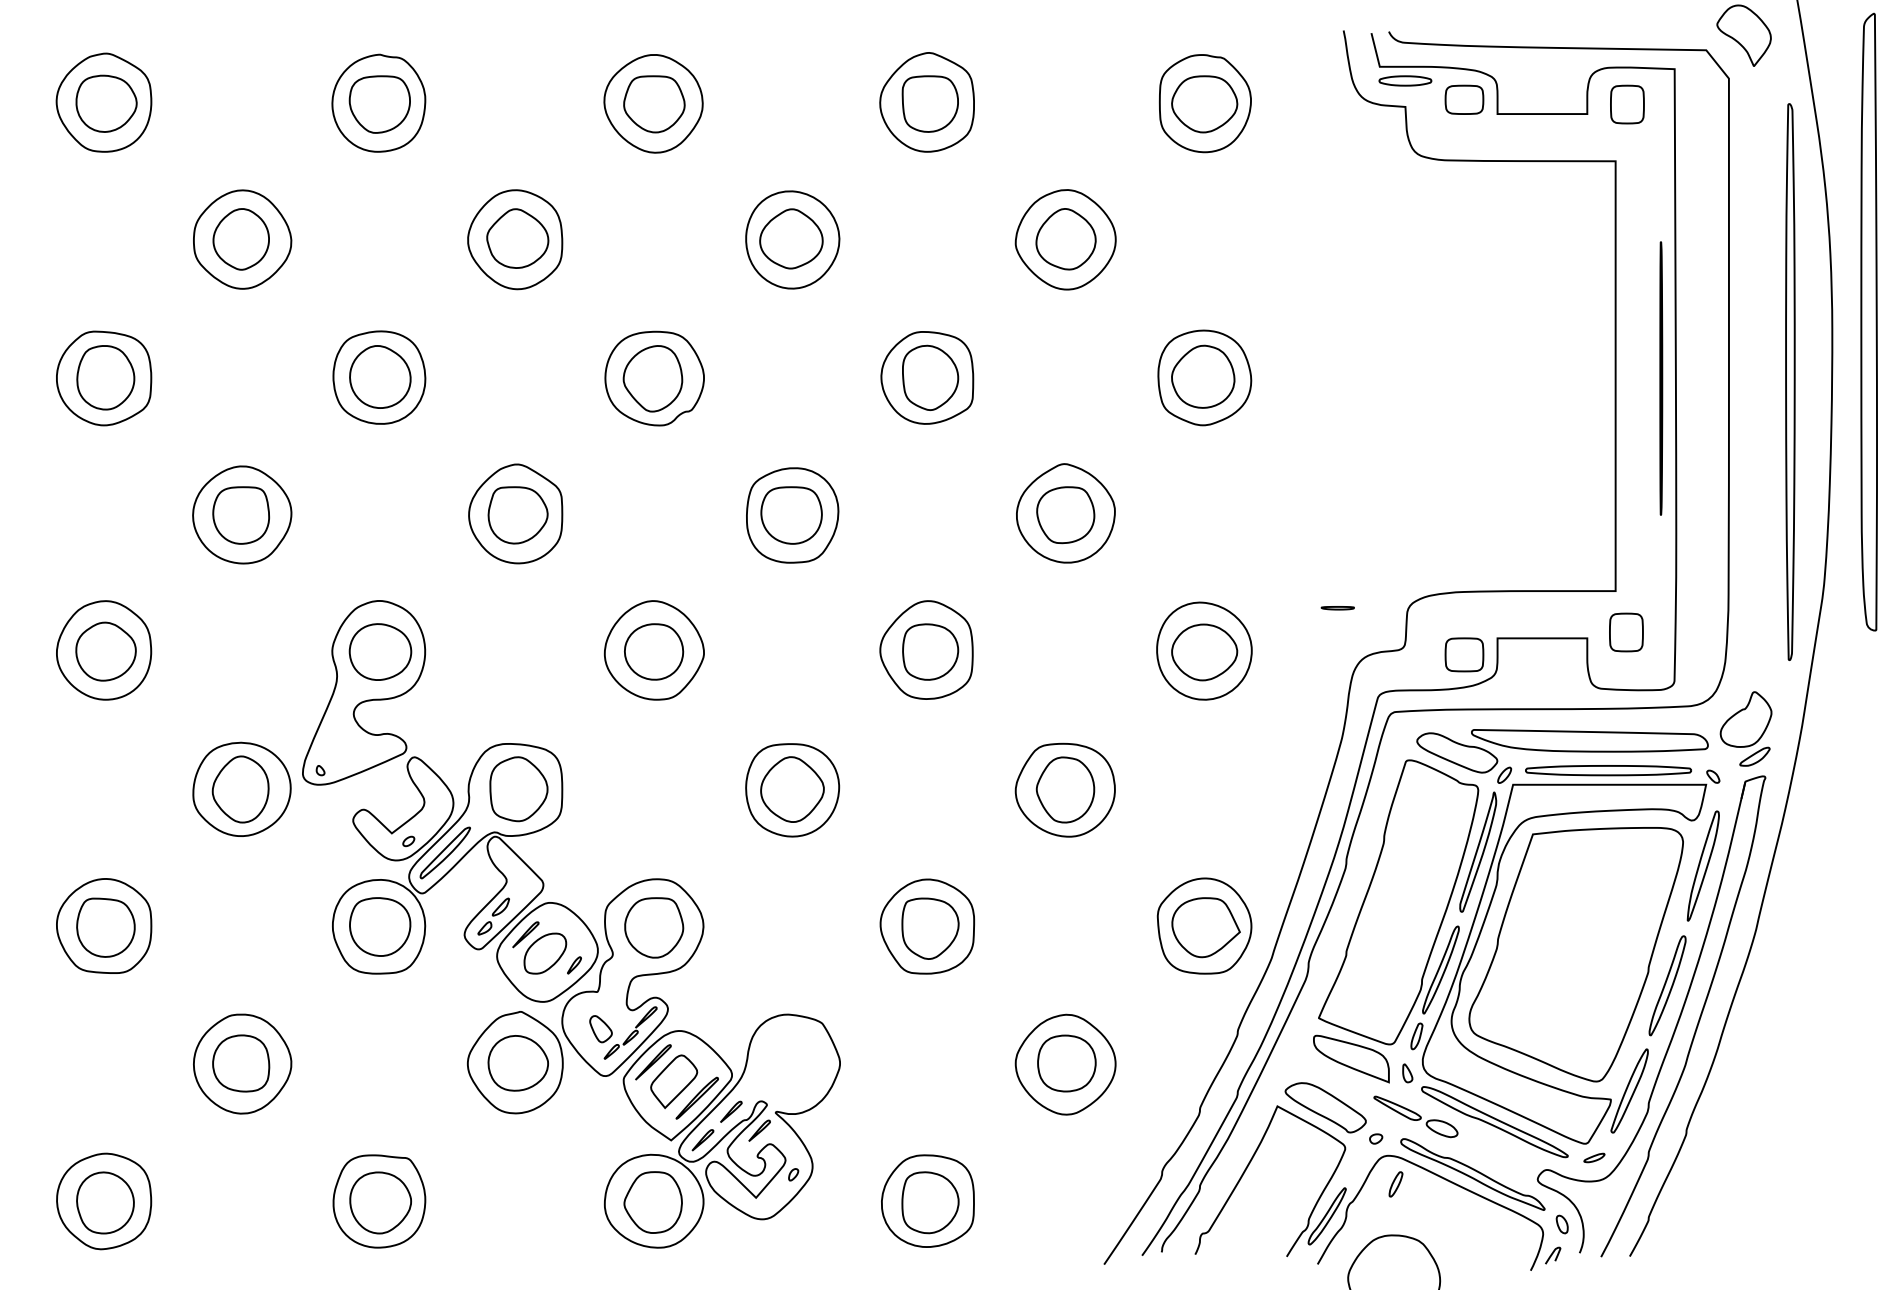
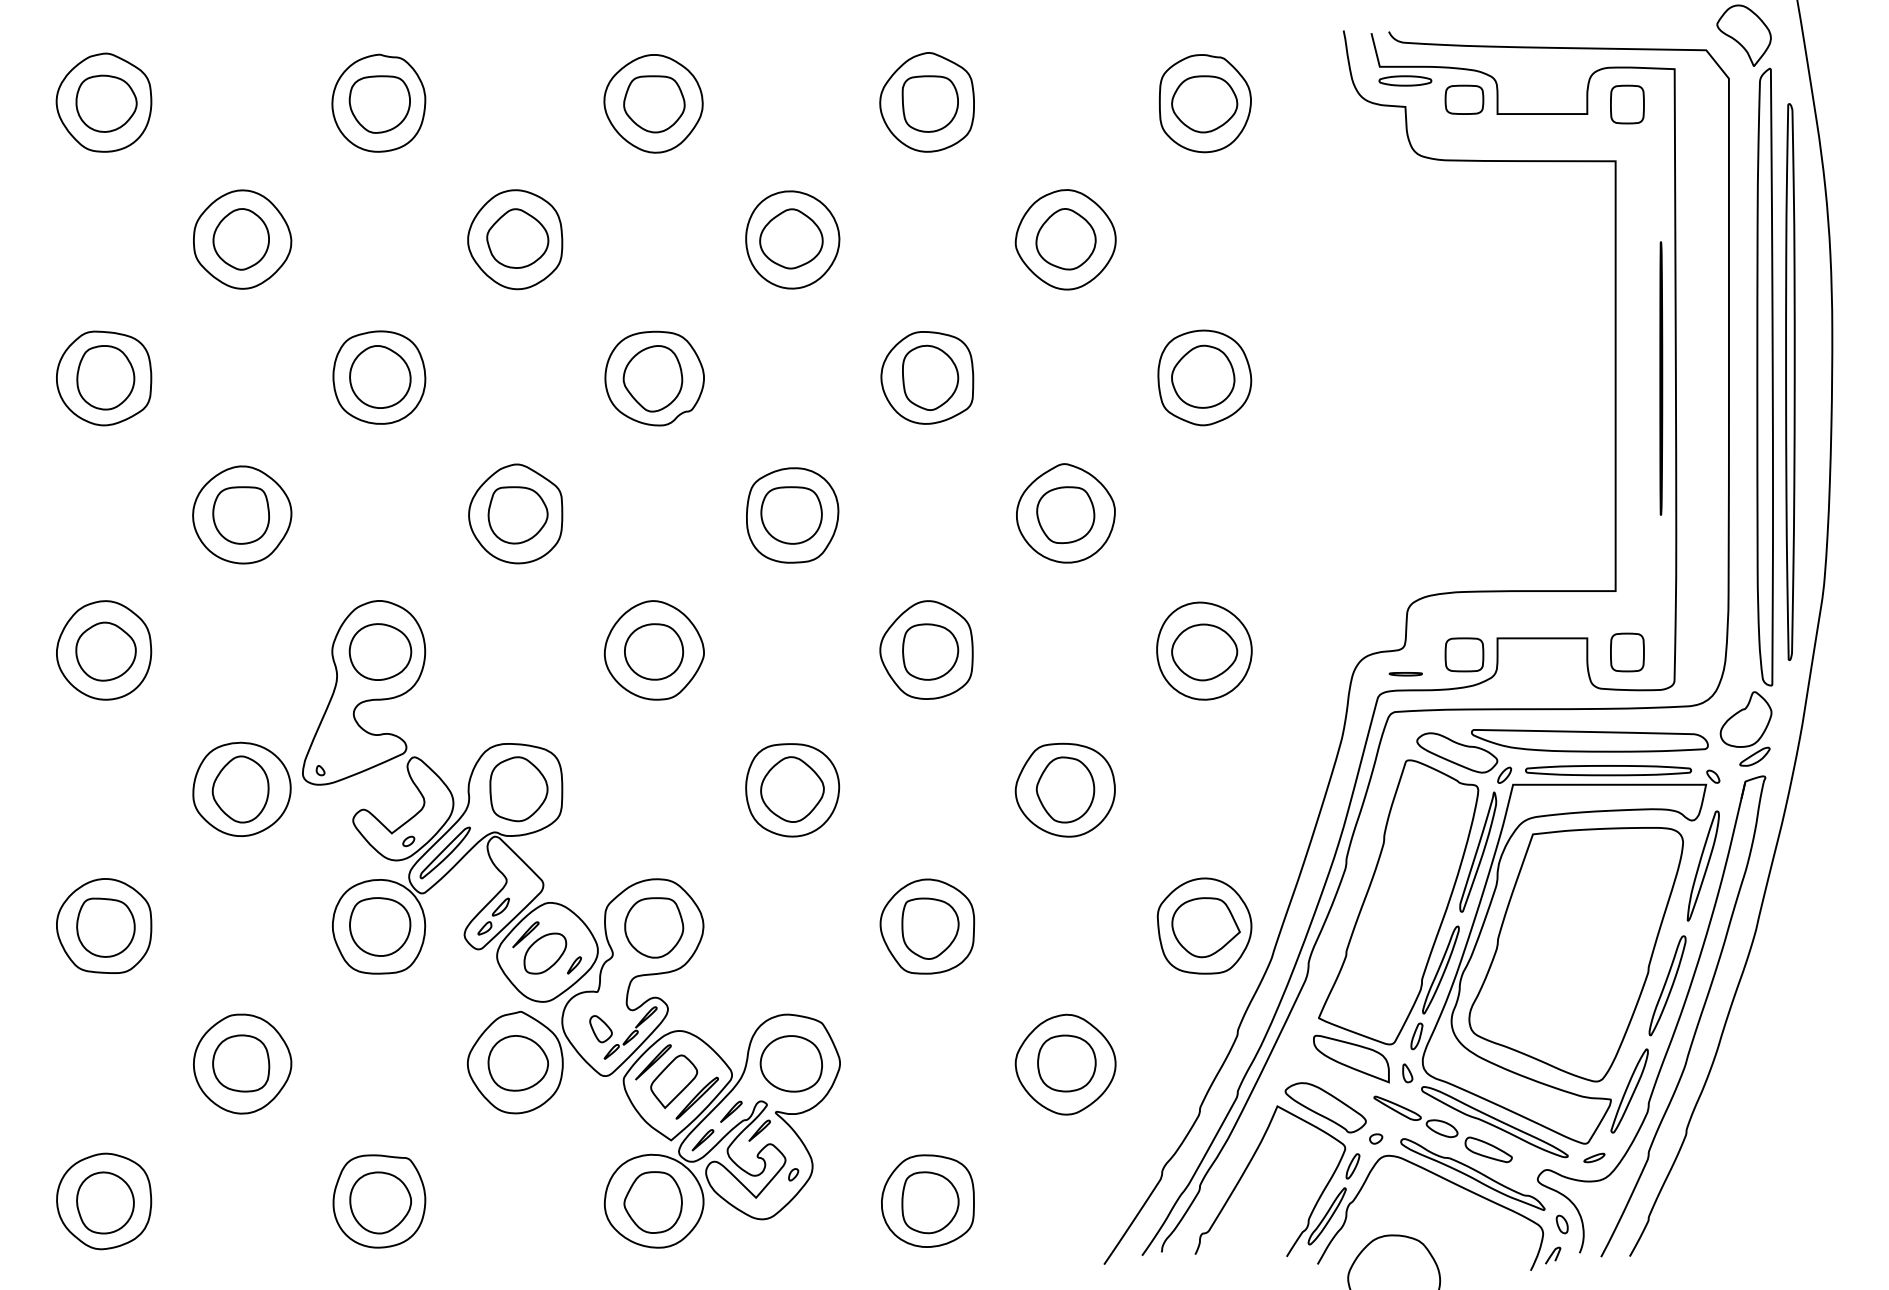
part position: (1868, 321) -> (1764, 376) (1764, 376)
line position: (1337, 608) -> (1405, 674) (1405, 674)
part position: (1626, 632) -> (1627, 652) (1627, 652)
part: none -> present (790, 1063)
part: none -> present (1488, 1149)
part position: (1395, 1184) -> (1352, 1166) (1352, 1166)
